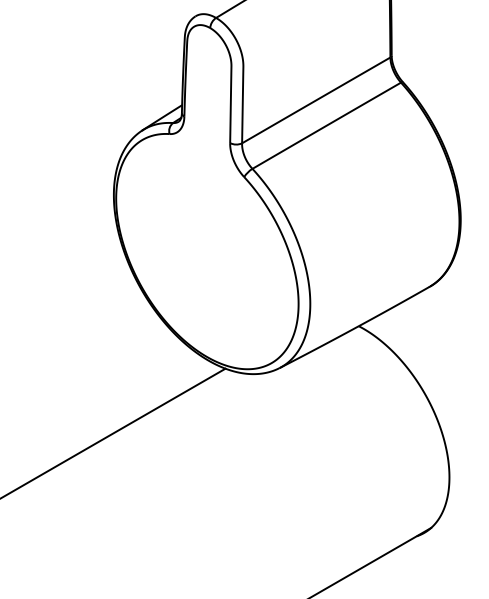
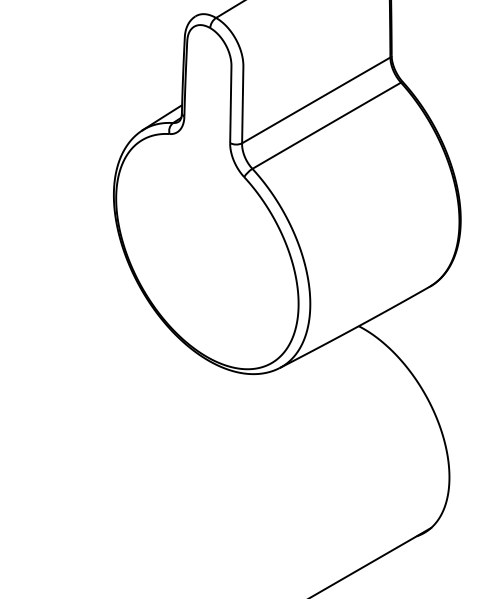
line: present -> none (113, 432)
